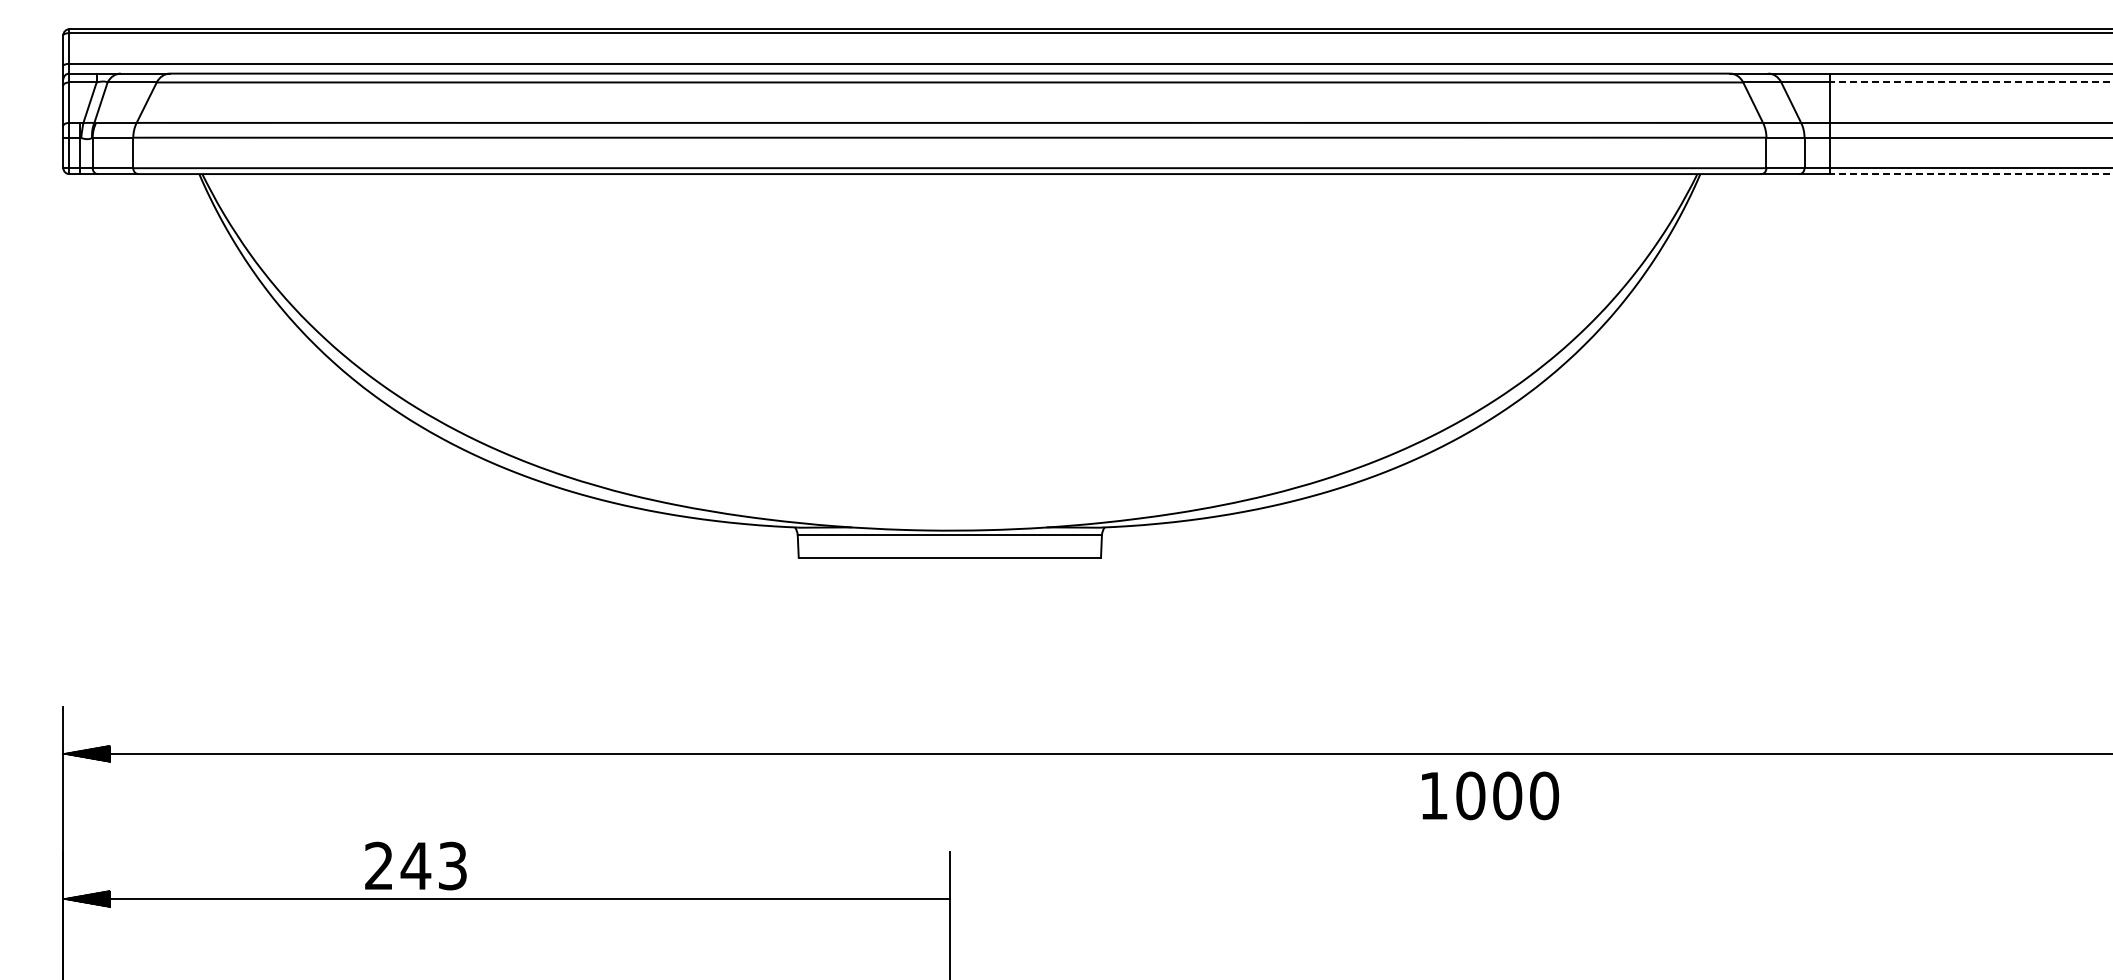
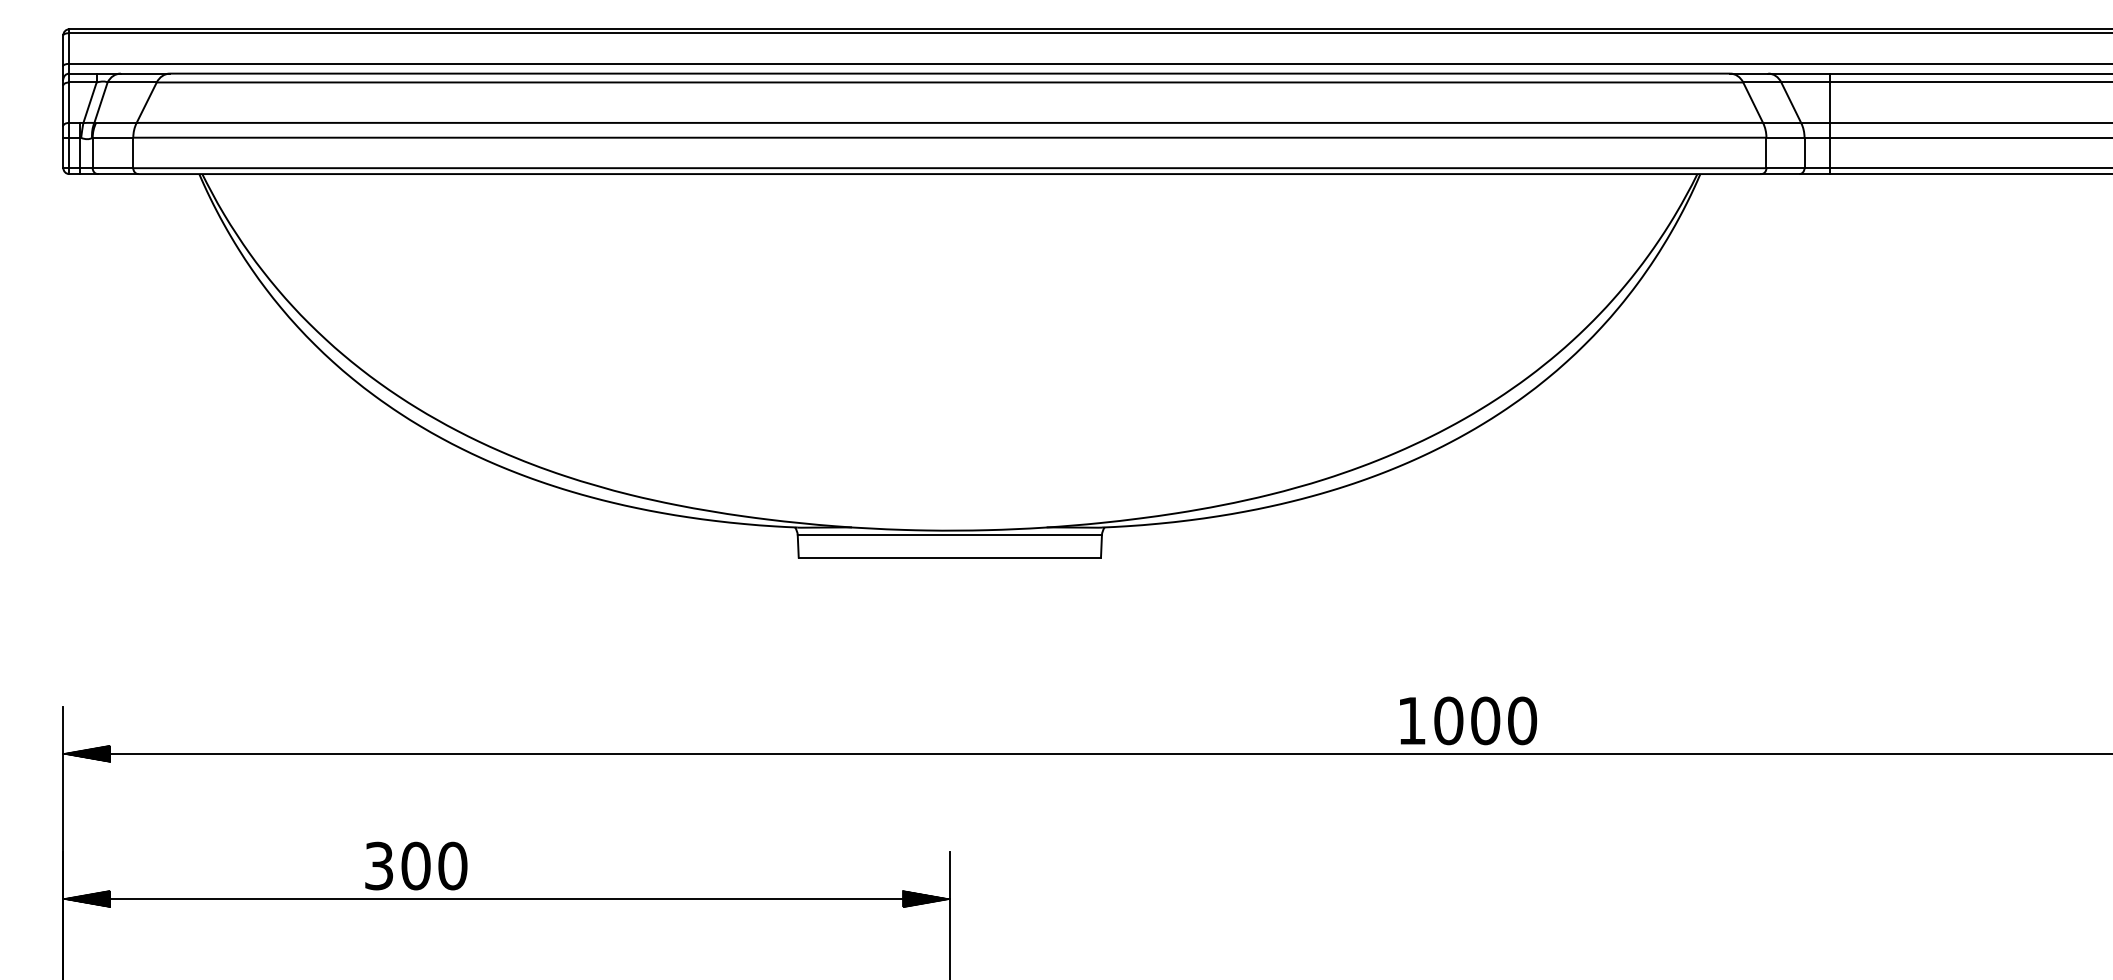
line: dashed -> solid (1970, 82)
line: dashed -> solid (1970, 174)
text position: (1490, 795) -> (1468, 720) (1468, 720)
text: 243 -> 300 (416, 865)
hatch: none -> present (925, 898)
